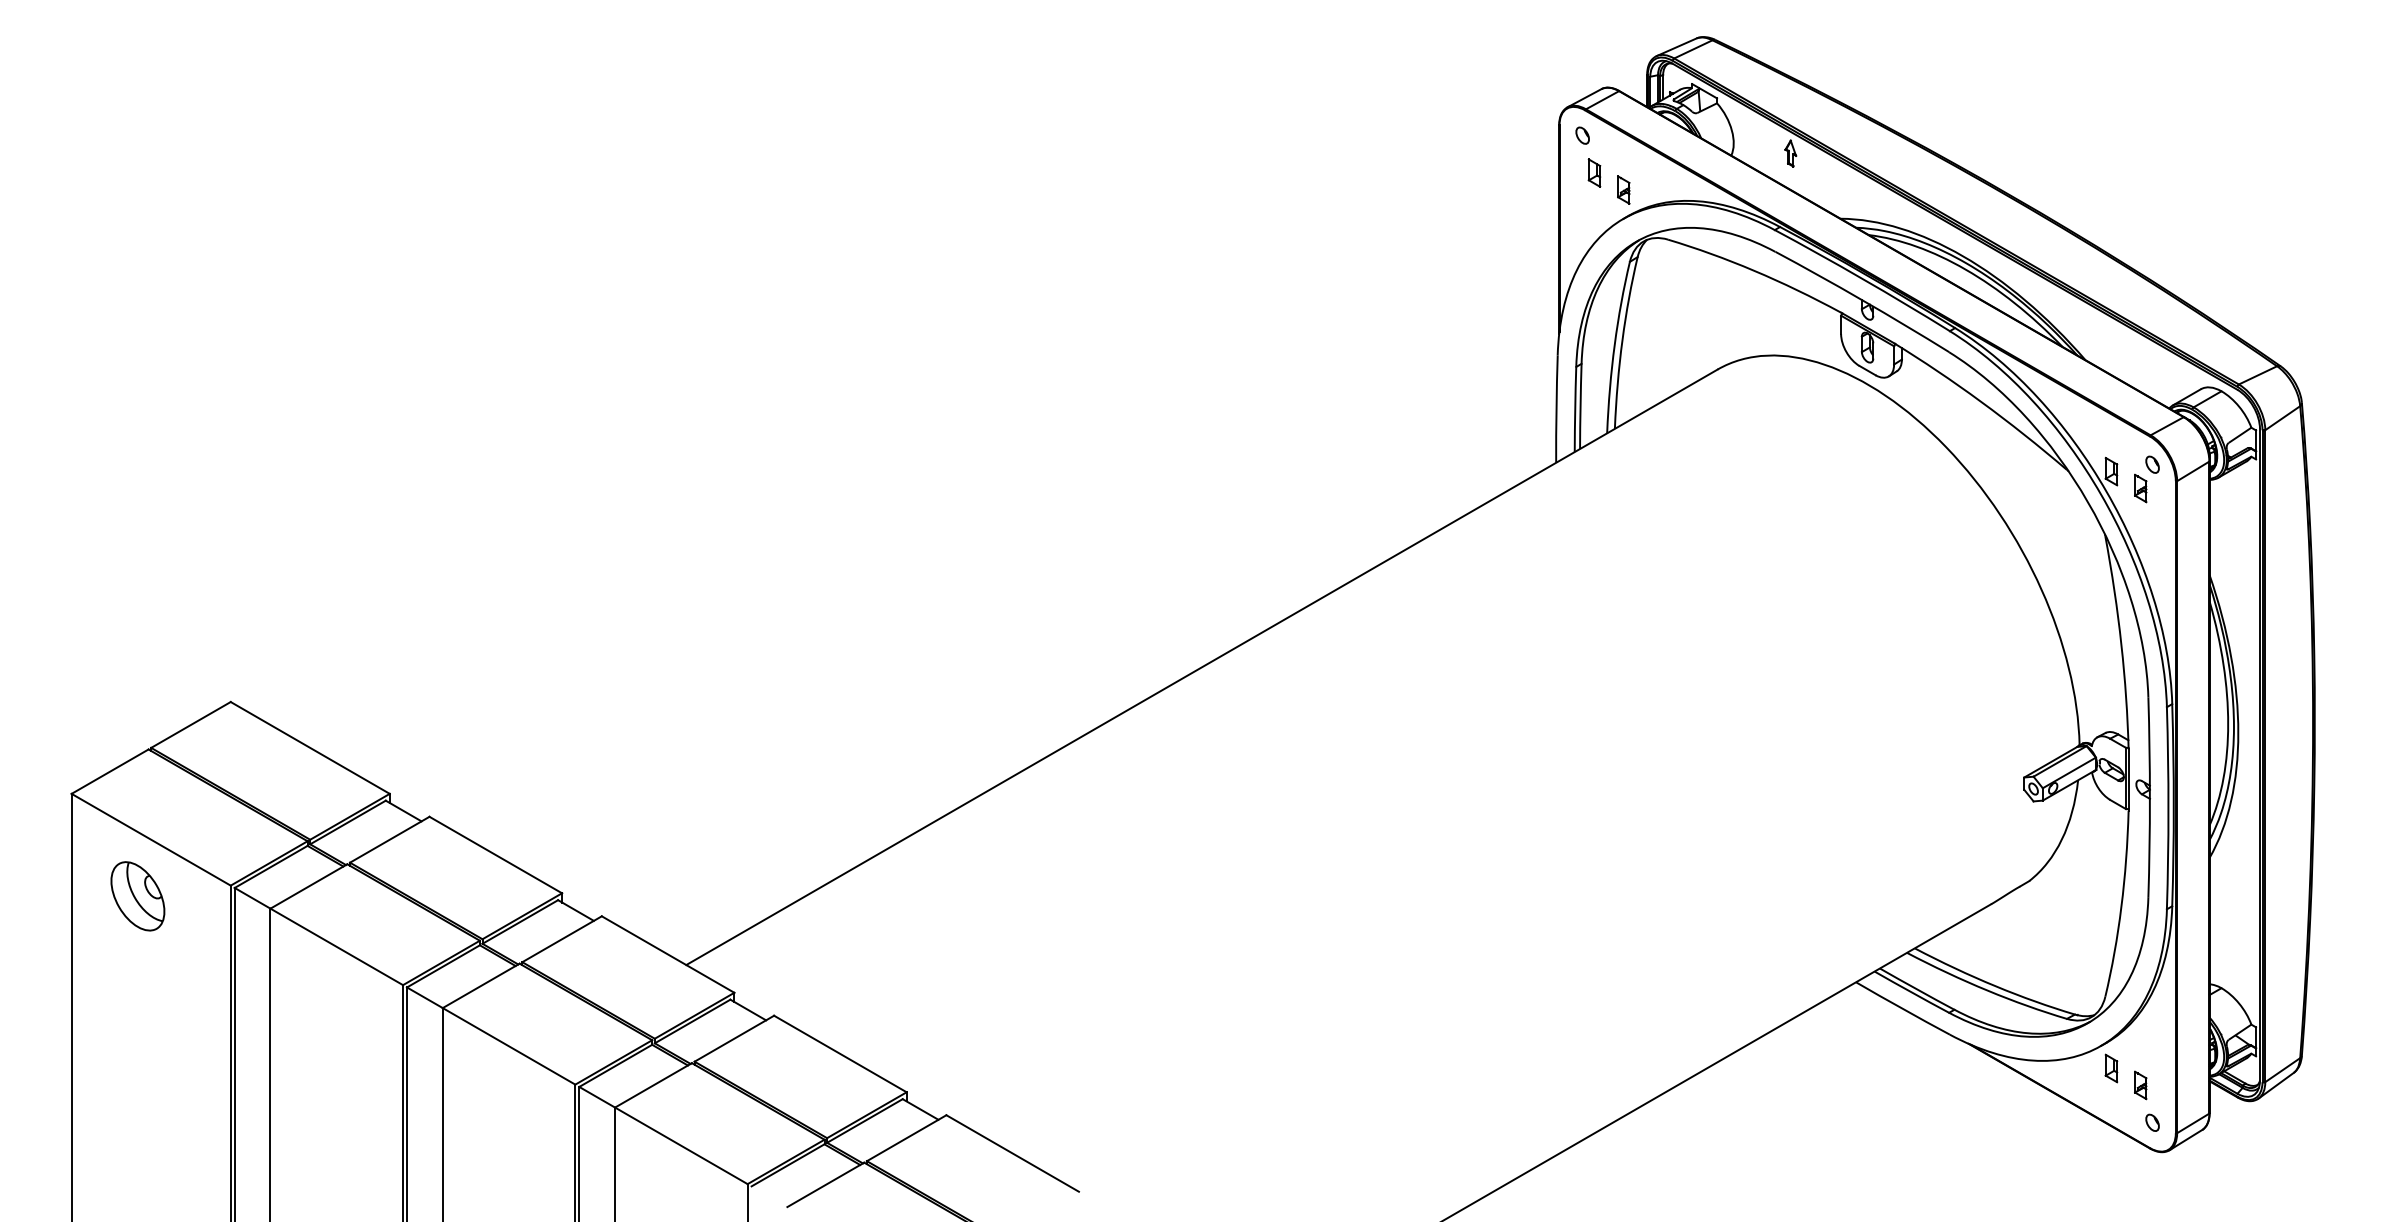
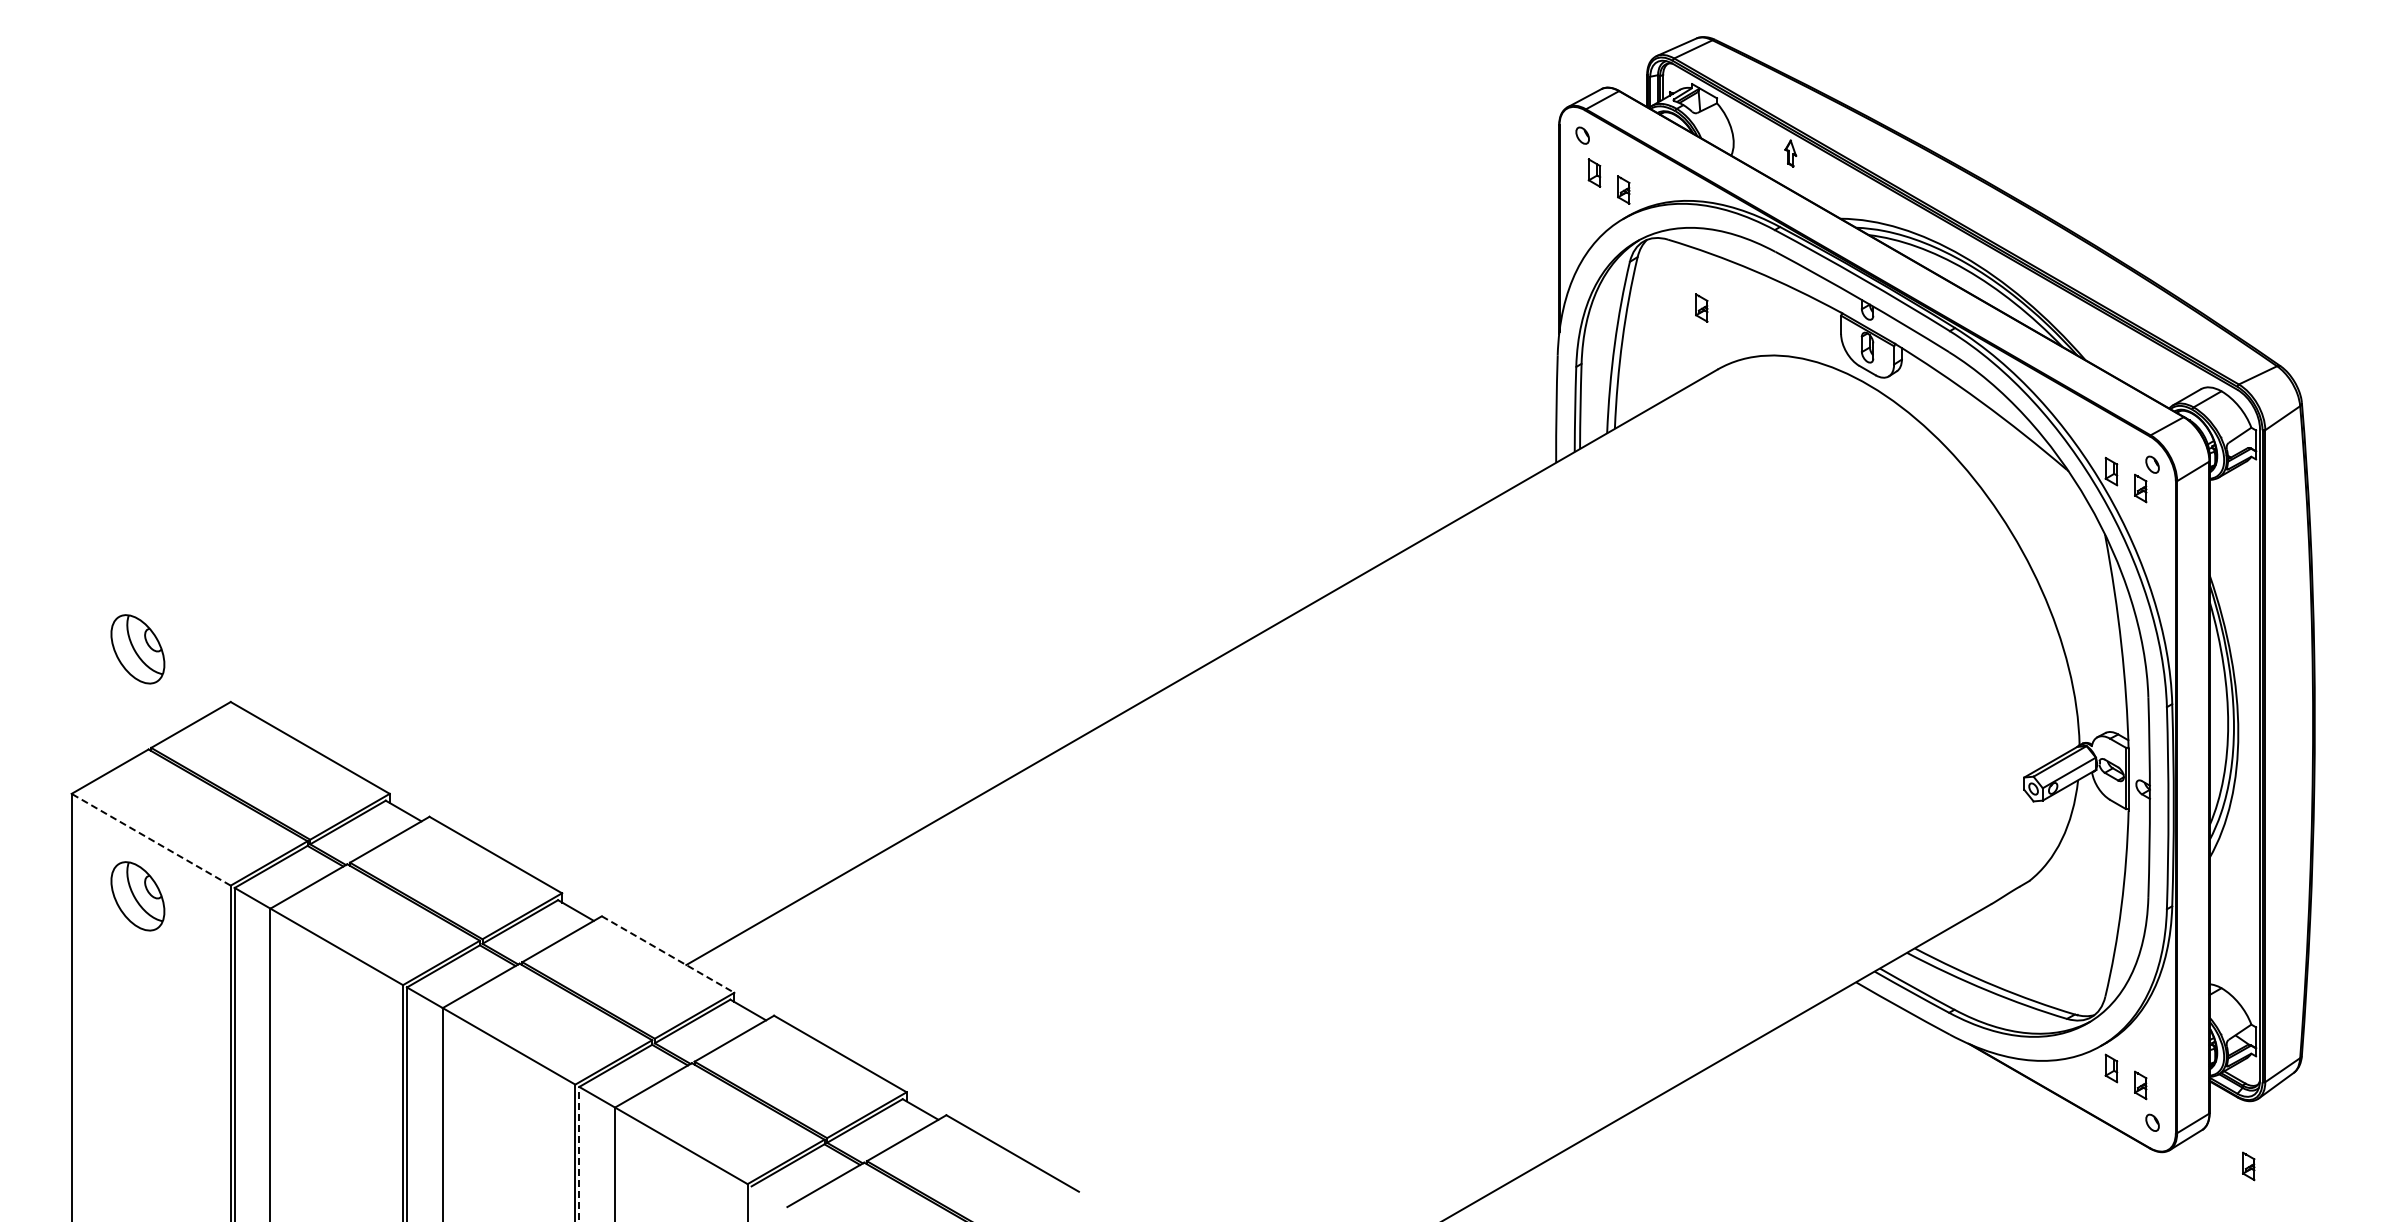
part: none -> present (1701, 307)
part: none -> present (137, 649)
line: solid -> dashed (151, 839)
line: solid -> dashed (668, 954)
line: solid -> dashed (579, 1153)
part: none -> present (2248, 1166)
